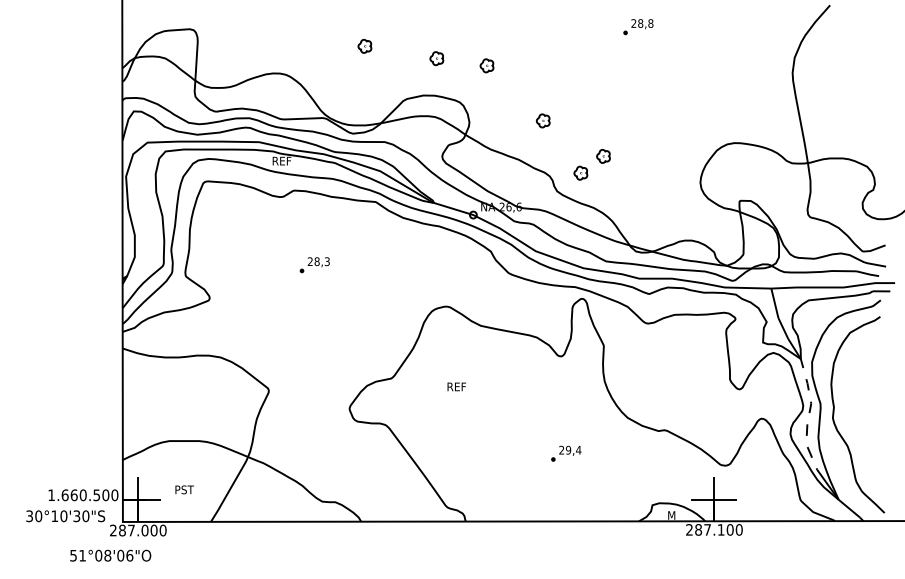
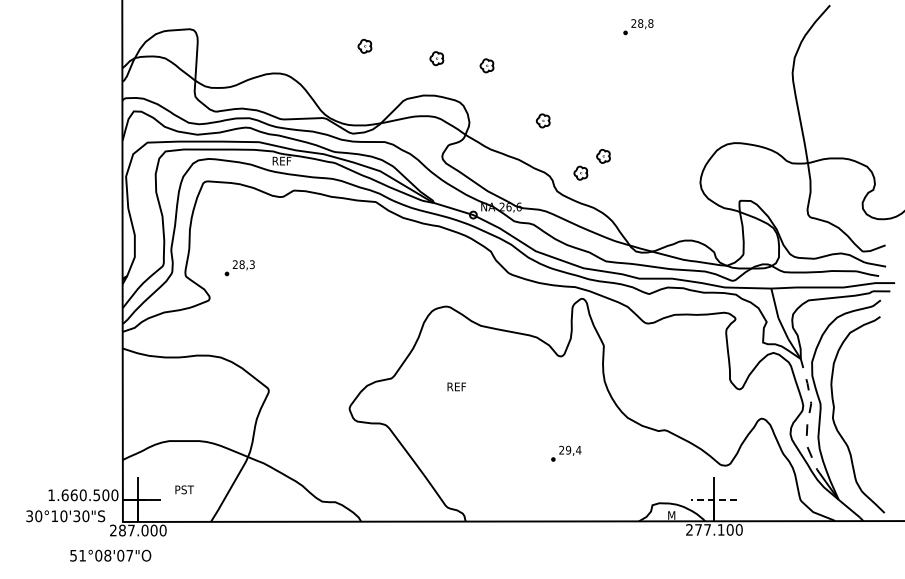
part position: (314, 265) -> (239, 268) (239, 268)
line: solid -> dashed (713, 499)
text: 287.100 -> 277.100 (698, 529)
text: 51°08'06"O -> 51°08'07"O (129, 555)
